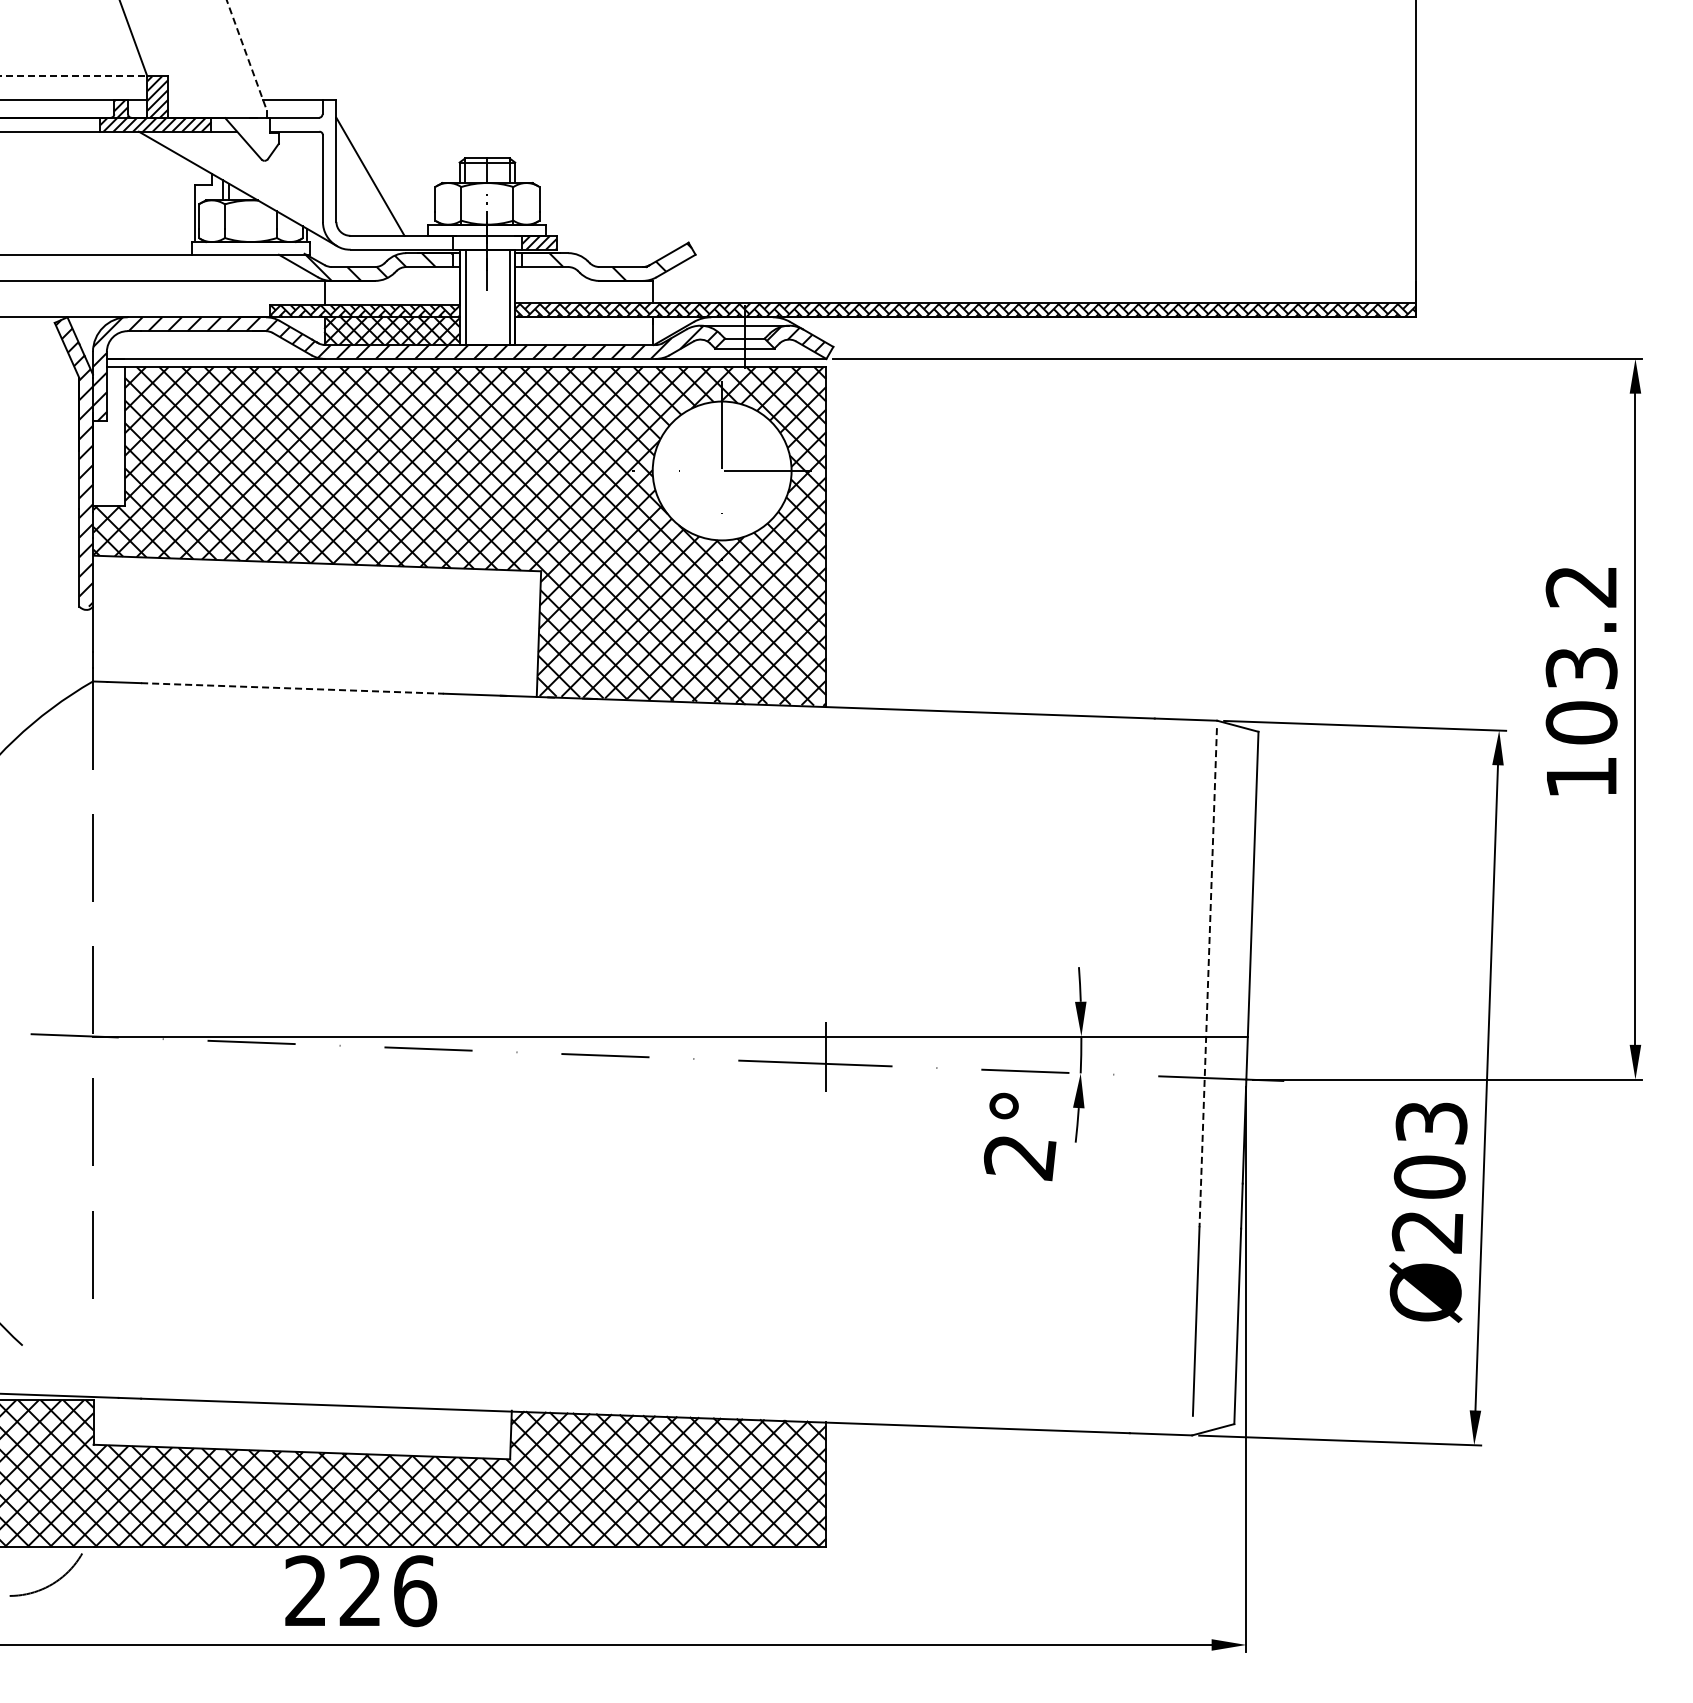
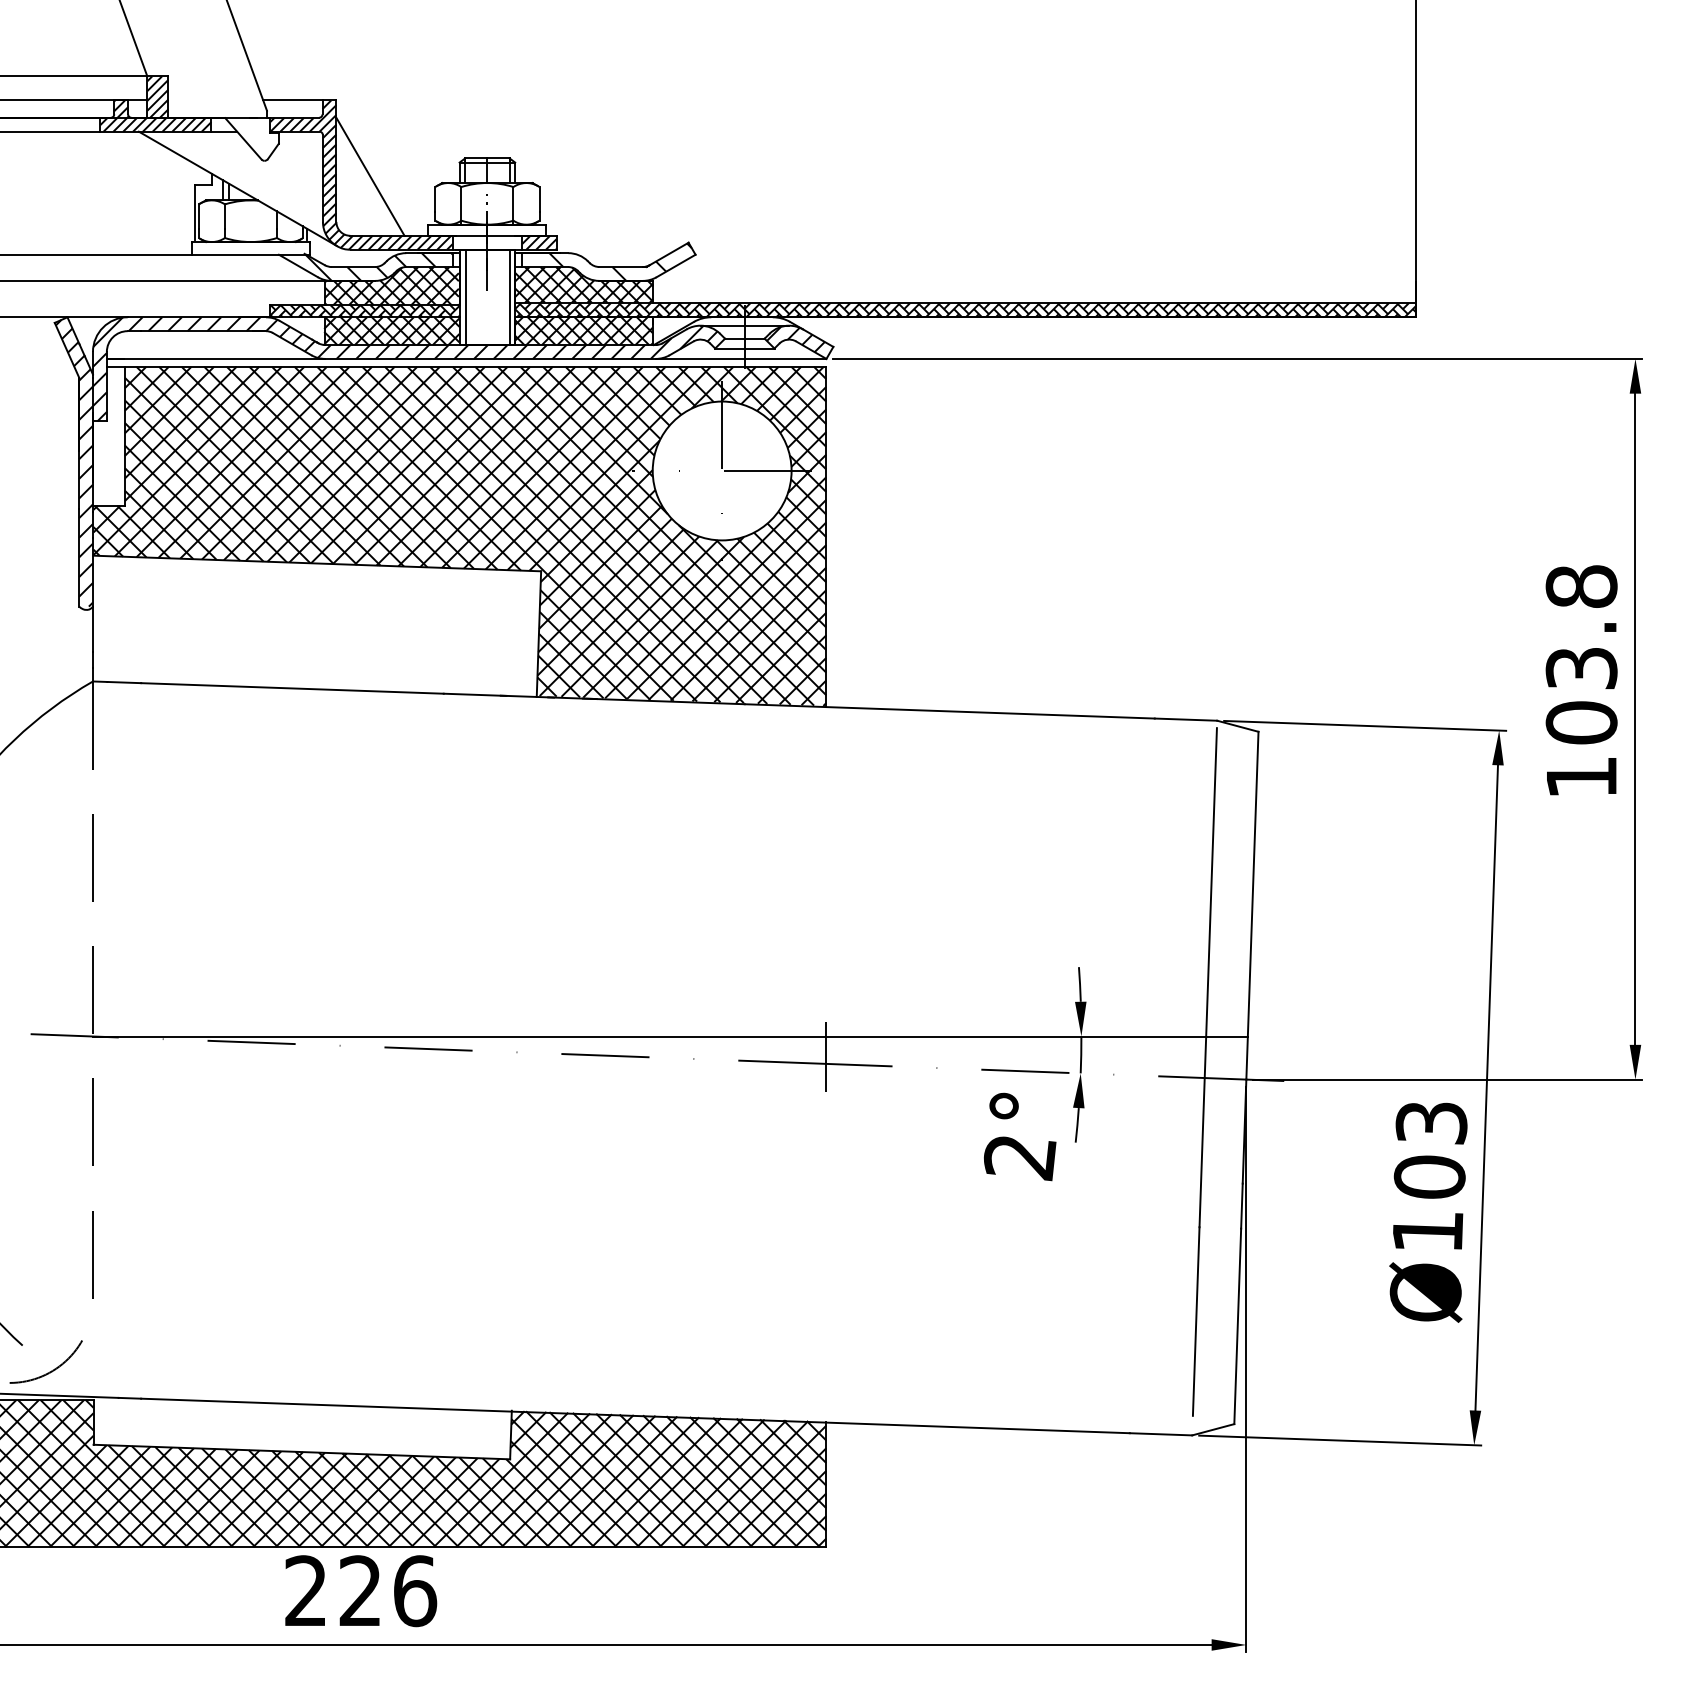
line: dashed -> solid (246, 55)
line: dashed -> solid (74, 76)
hatch: none -> present (361, 174)
hatch: none -> present (584, 285)
hatch: none -> present (391, 286)
hatch: none -> present (584, 331)
text: 103.2 -> 103.8 (1581, 586)
line: dashed -> solid (292, 688)
line: dashed -> solid (1208, 977)
text: Ø203 -> Ø103 (1427, 1232)
arc position: (49, 1584) -> (49, 1371) (49, 1371)
